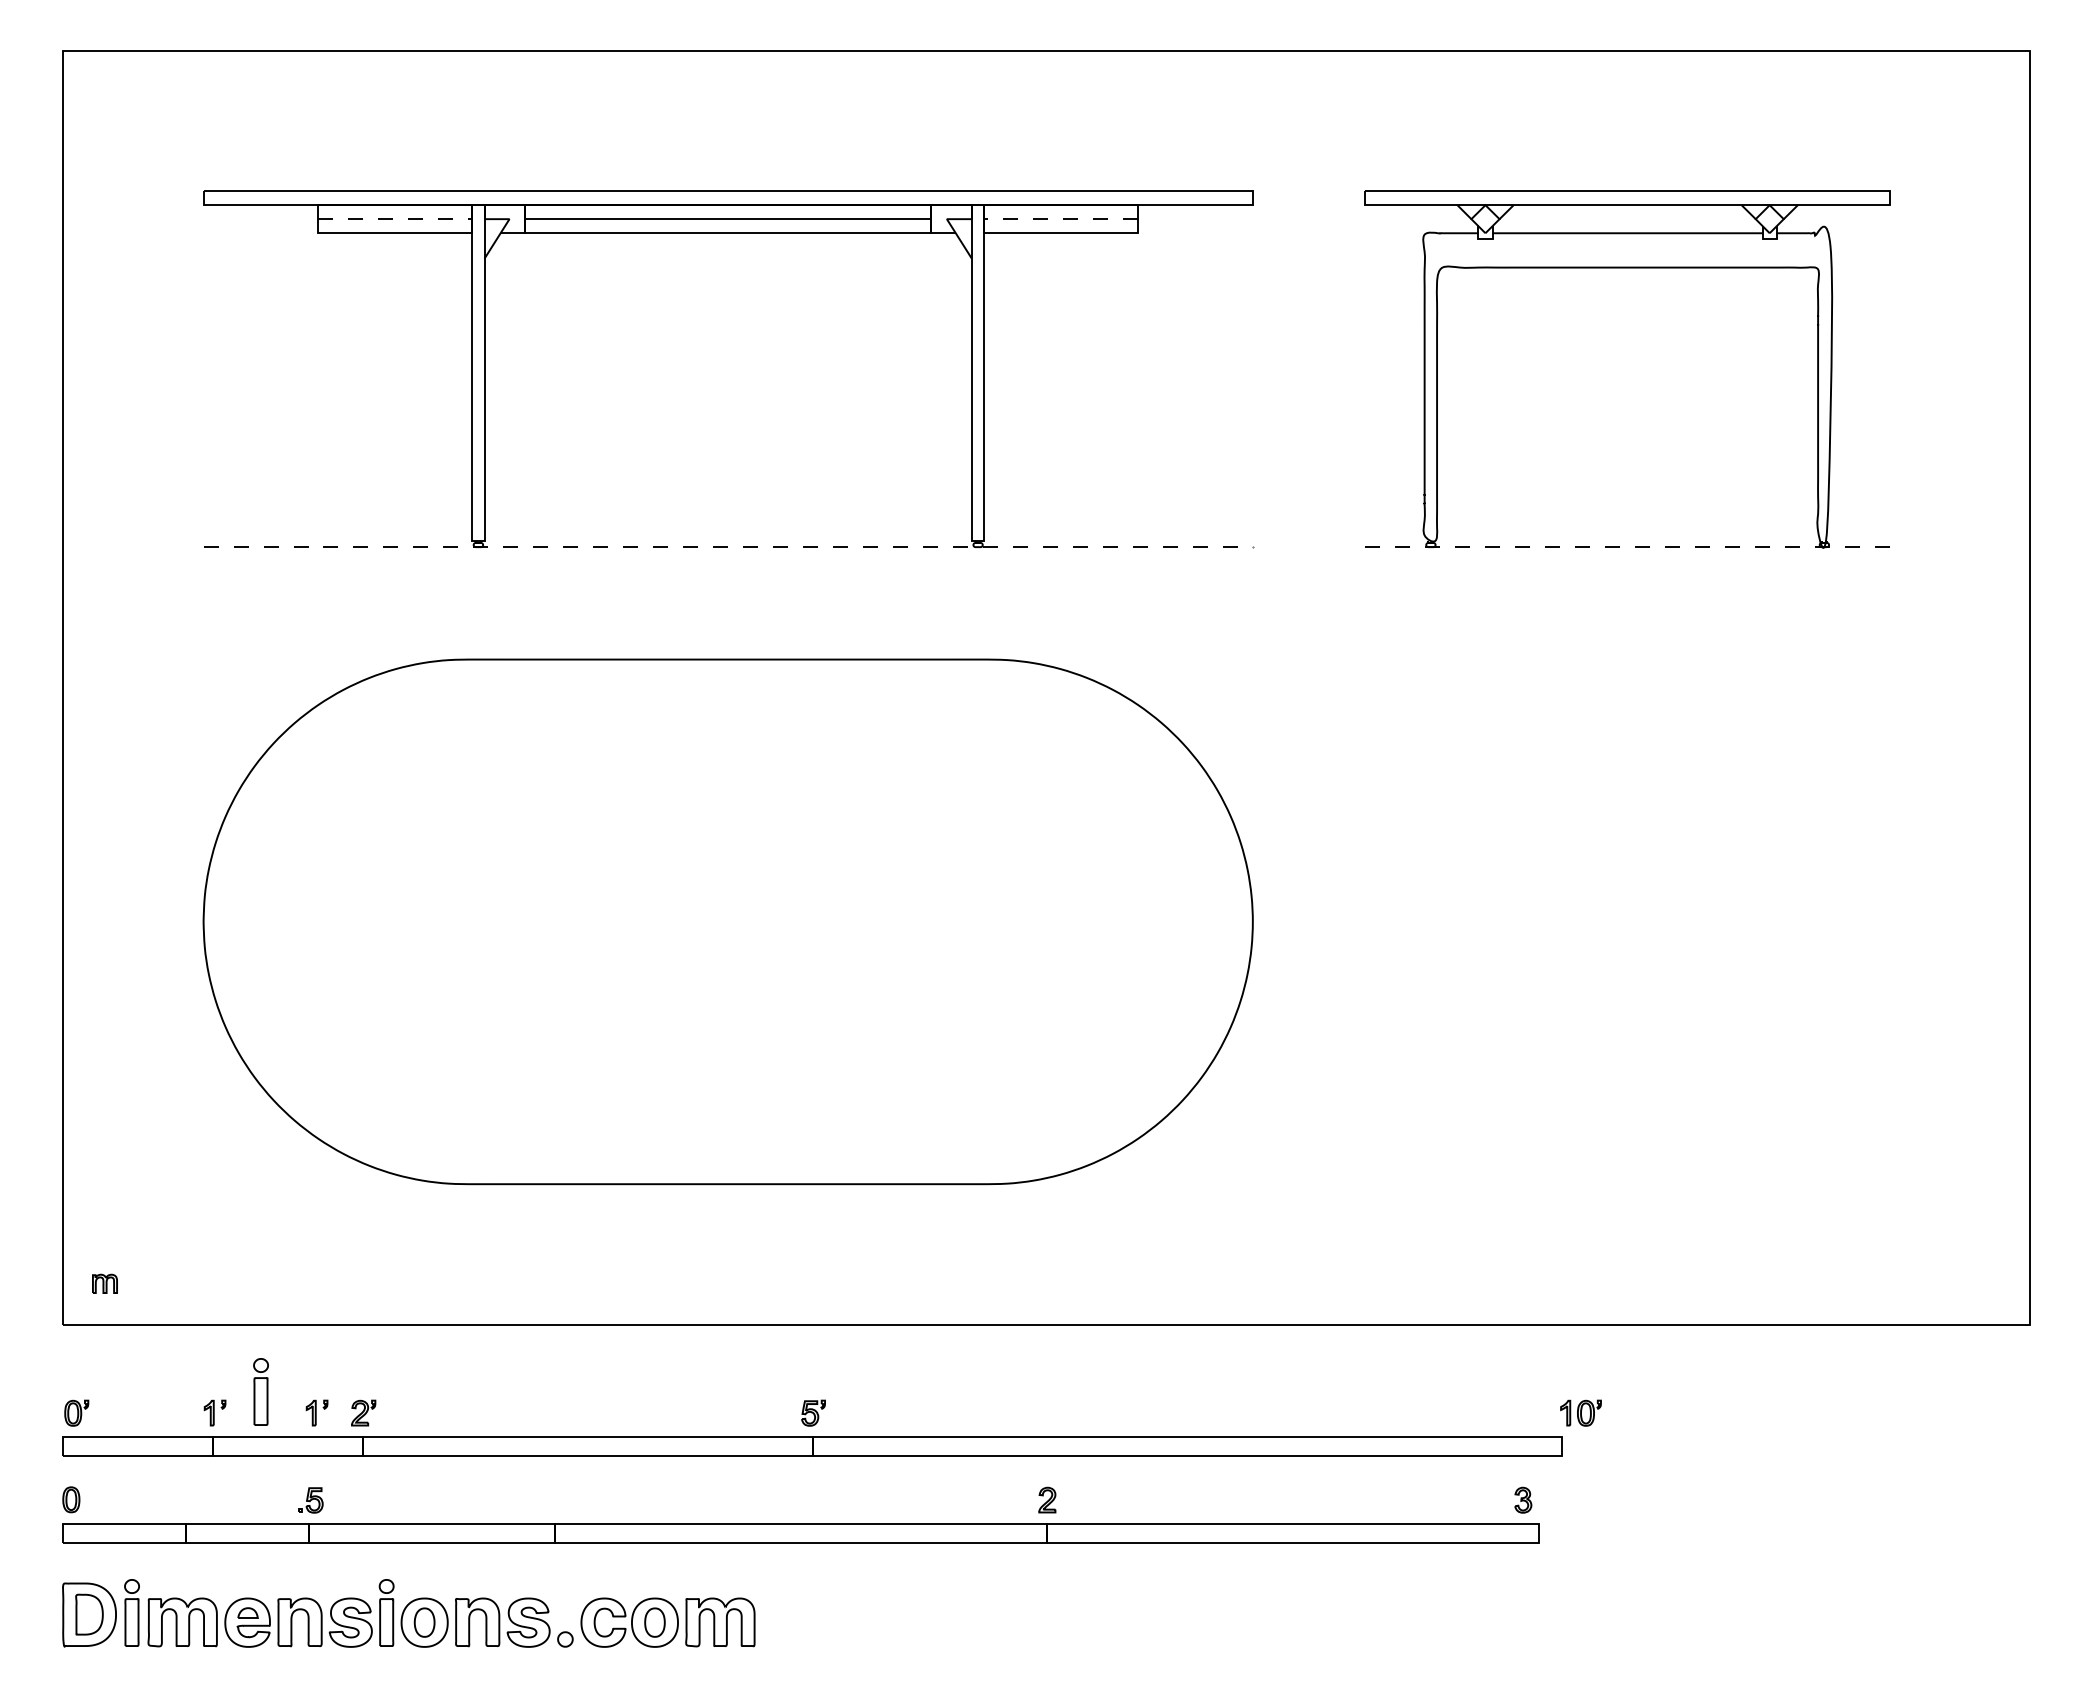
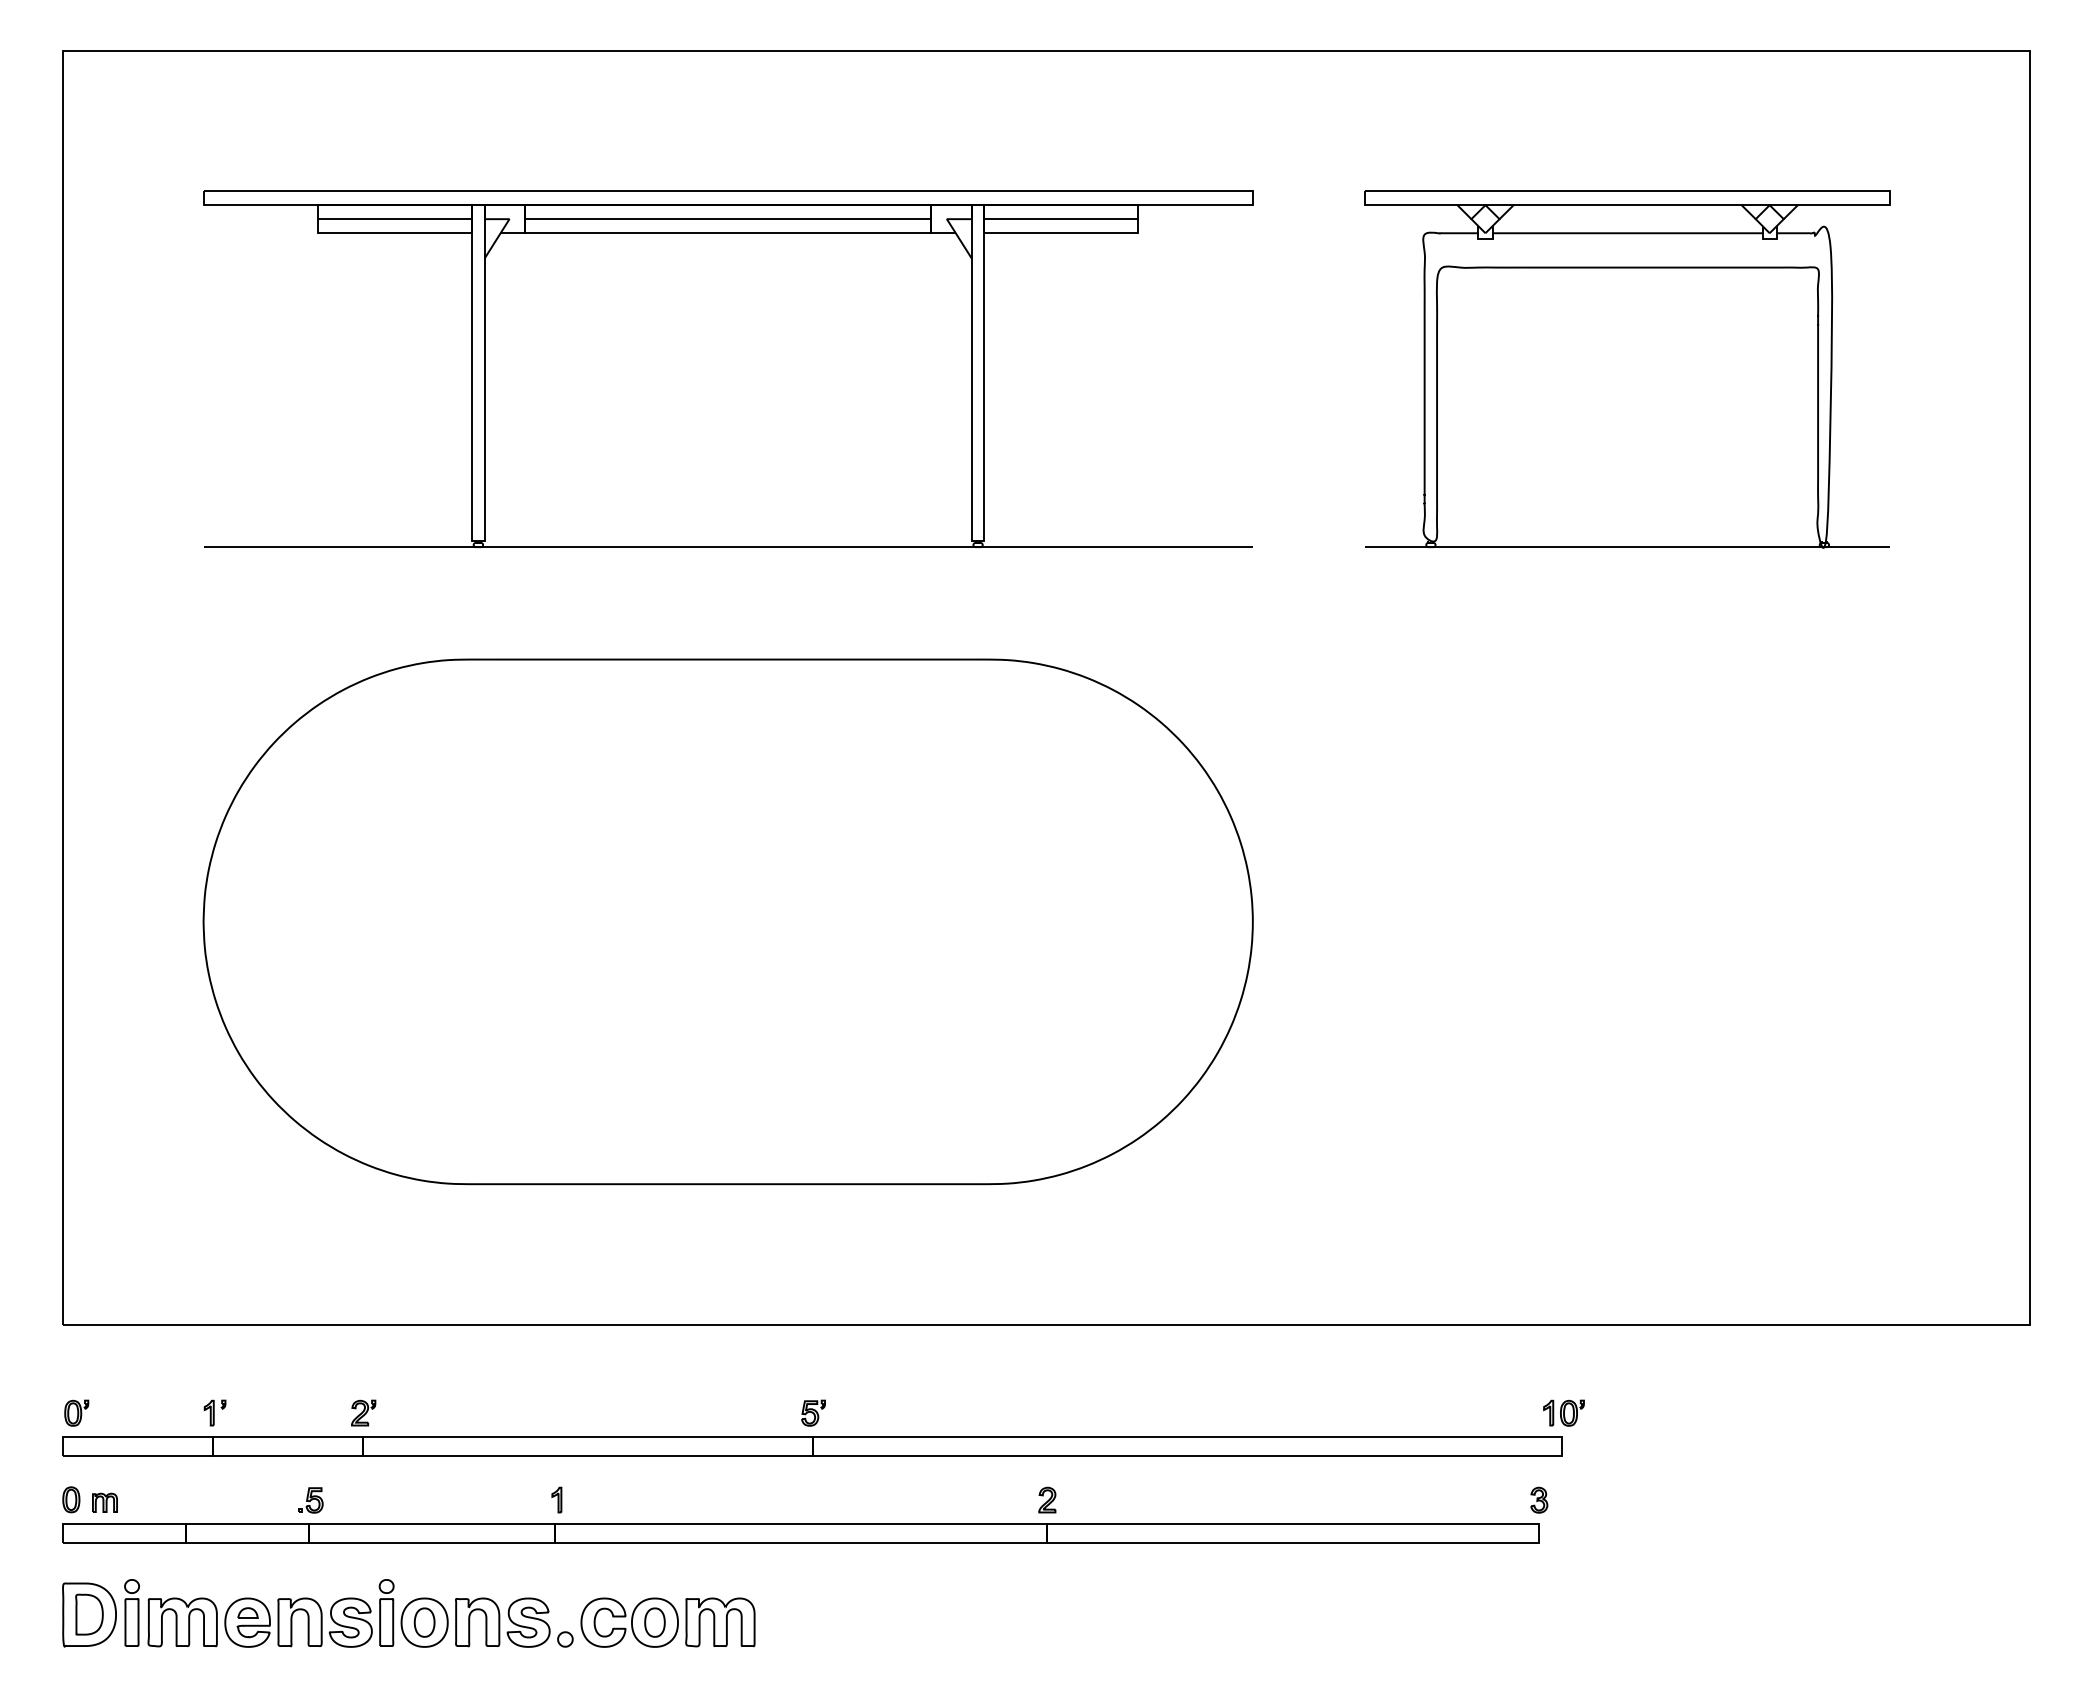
line: dashed -> solid (395, 219)
line: dashed -> solid (1061, 219)
line: dashed -> solid (728, 547)
line: dashed -> solid (1628, 547)
part position: (104, 1283) -> (104, 1502) (104, 1502)
part: present -> none (260, 1391)
part: present -> none (316, 1412)
part position: (1580, 1412) -> (1563, 1412) (1563, 1412)
part: none -> present (556, 1499)
part position: (1523, 1499) -> (1539, 1499) (1539, 1499)
